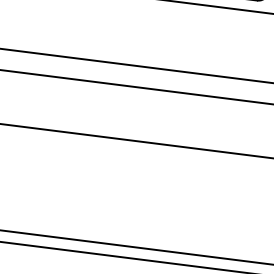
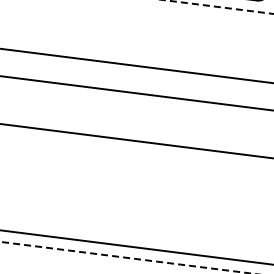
line: solid -> dashed (218, 6)
line position: (136, 87) -> (136, 93) (136, 93)
line: solid -> dashed (127, 257)
